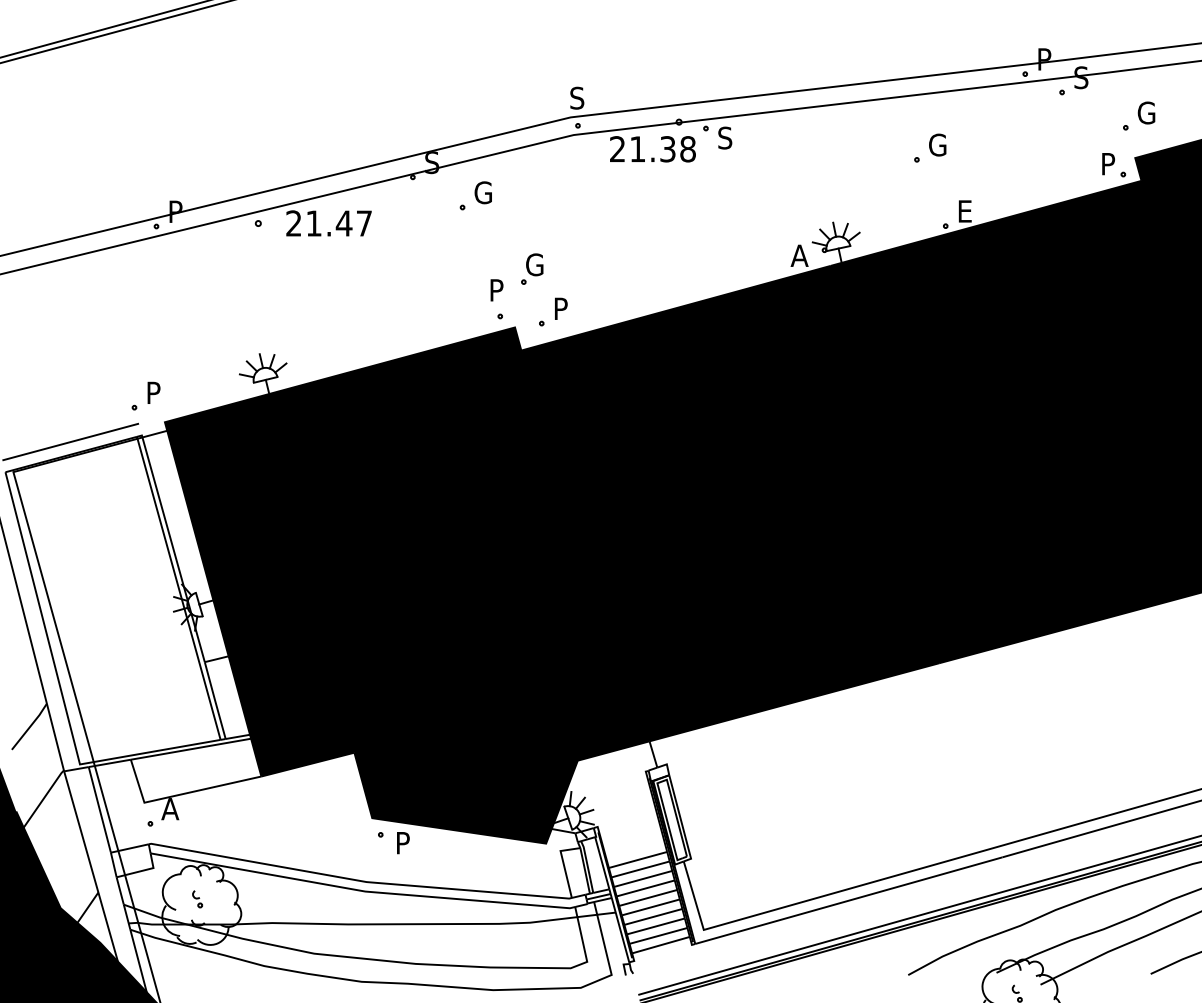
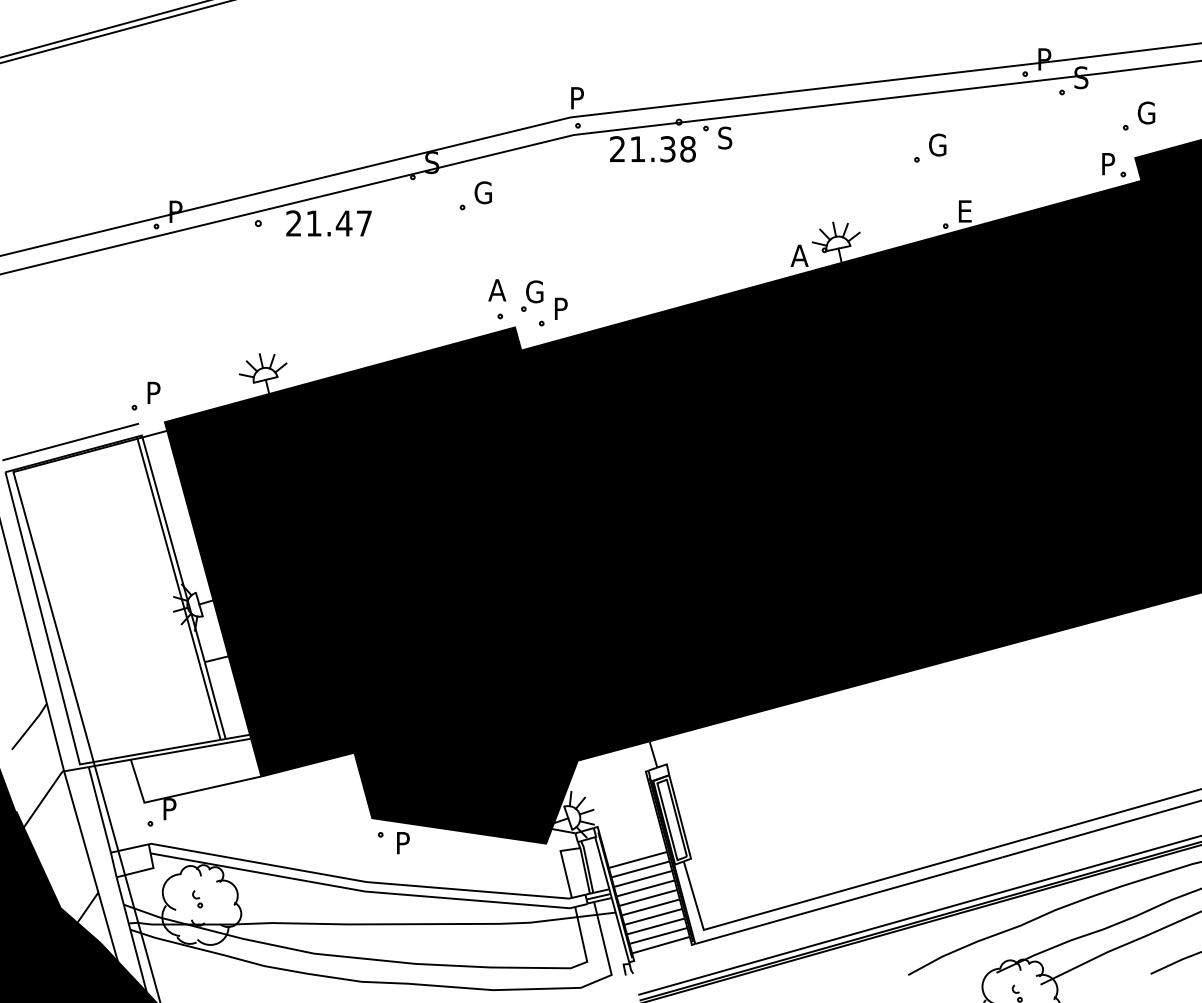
text: S -> P (577, 97)
part position: (532, 268) -> (532, 295) (532, 295)
text: P -> A (497, 290)
text: A -> P (170, 809)
